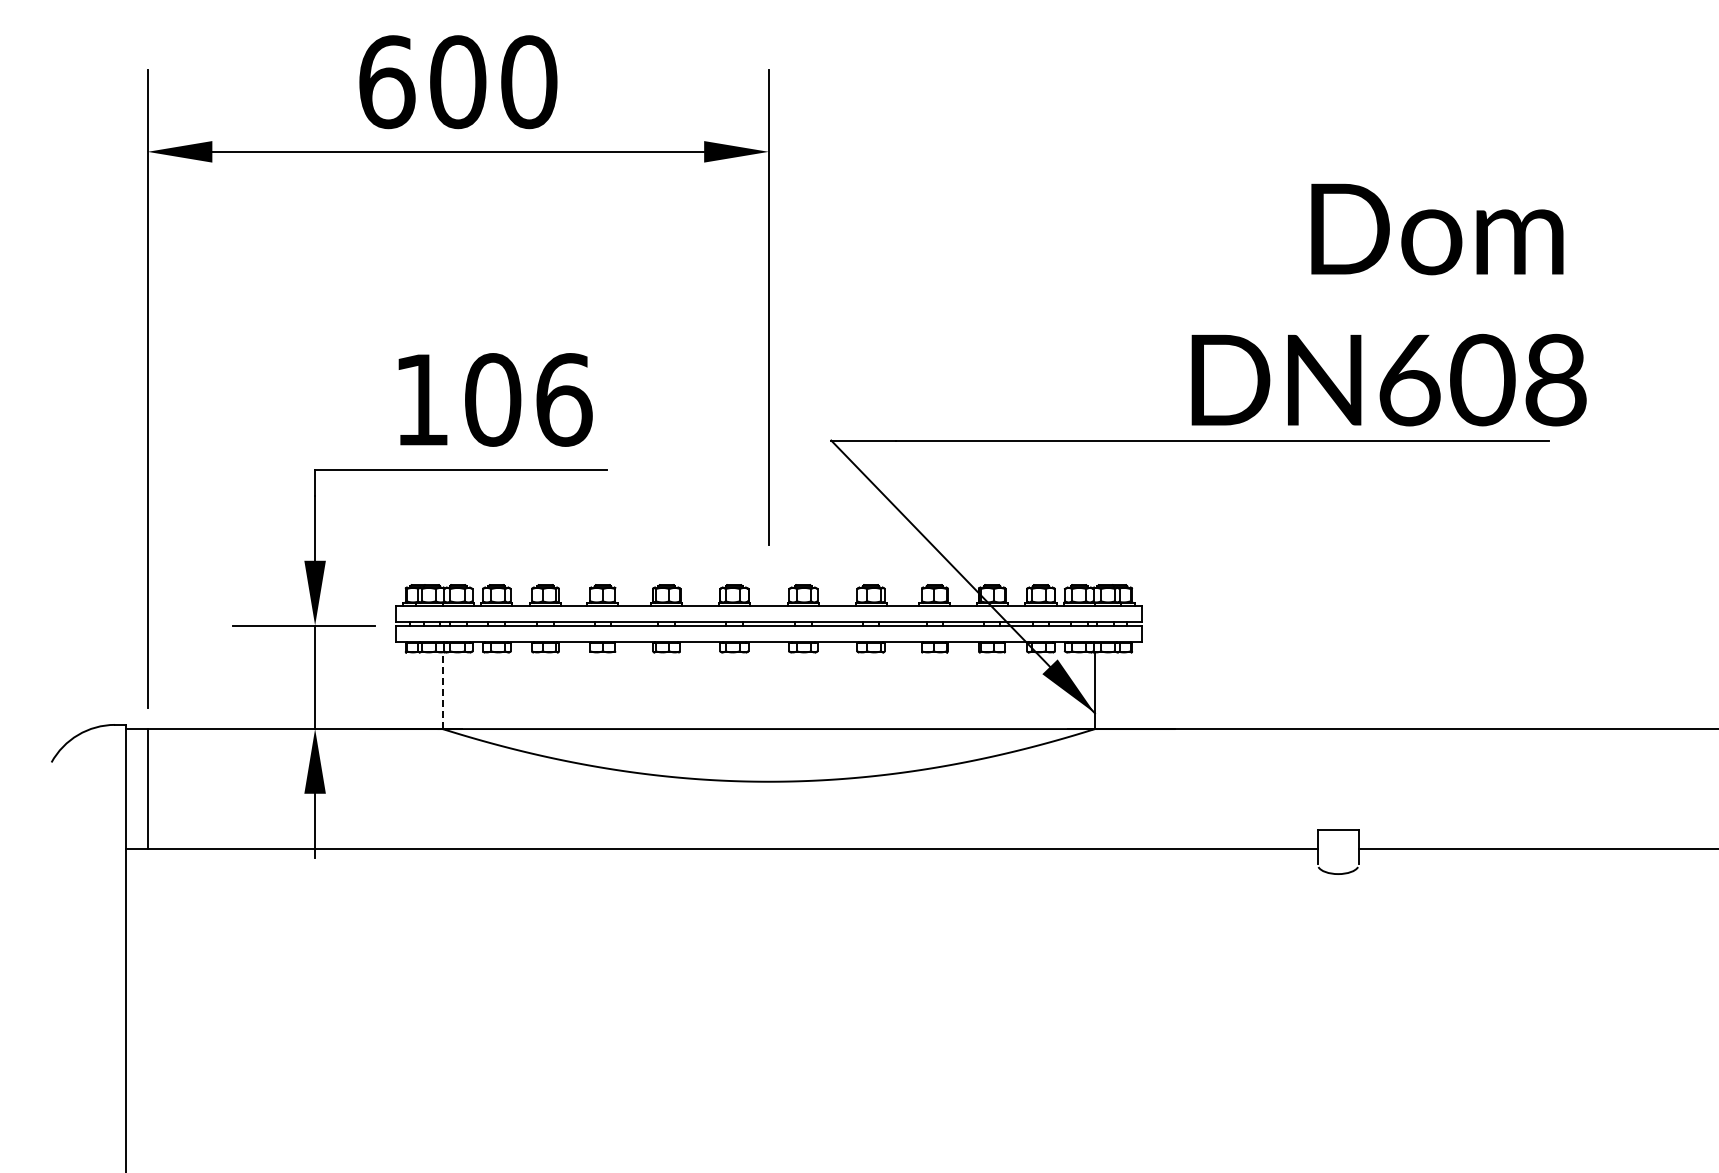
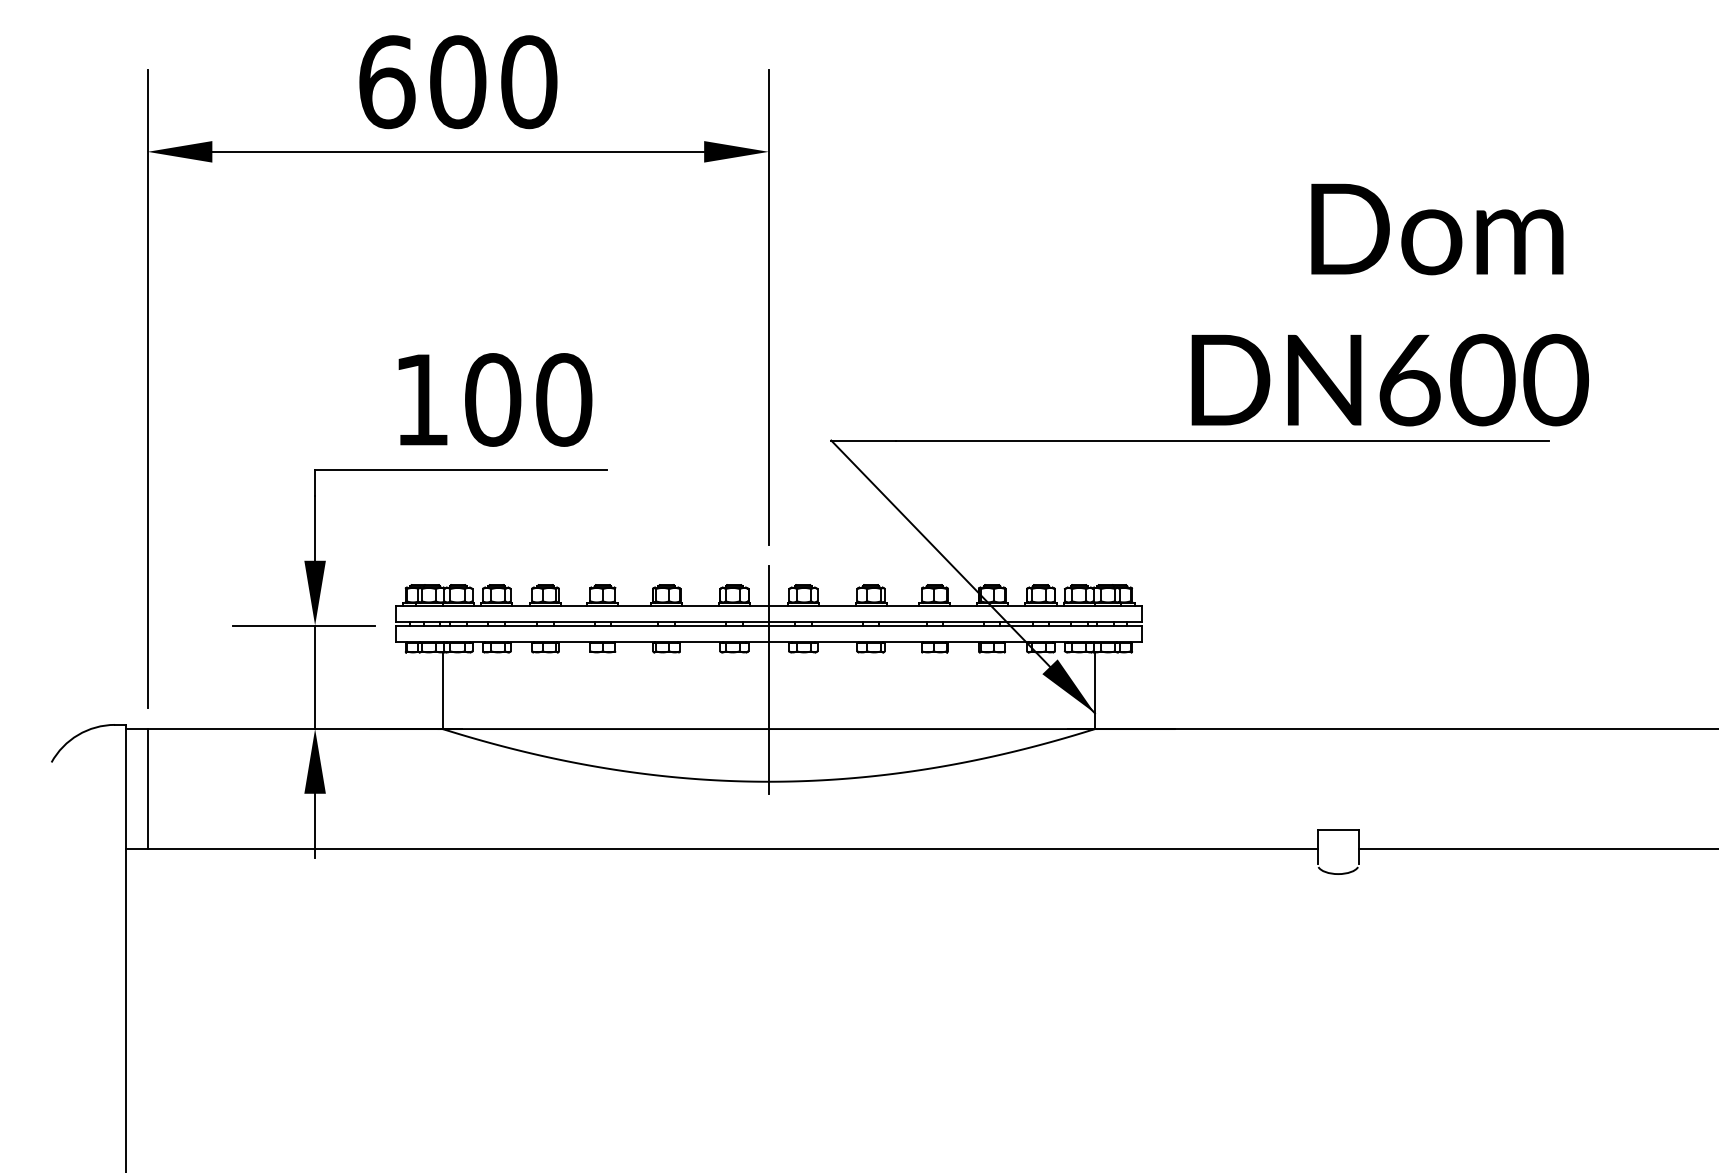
text: DN608 -> DN600 (1555, 380)
text: 106 -> 100 (564, 399)
line: none -> present (768, 679)
line: dashed -> solid (442, 690)
